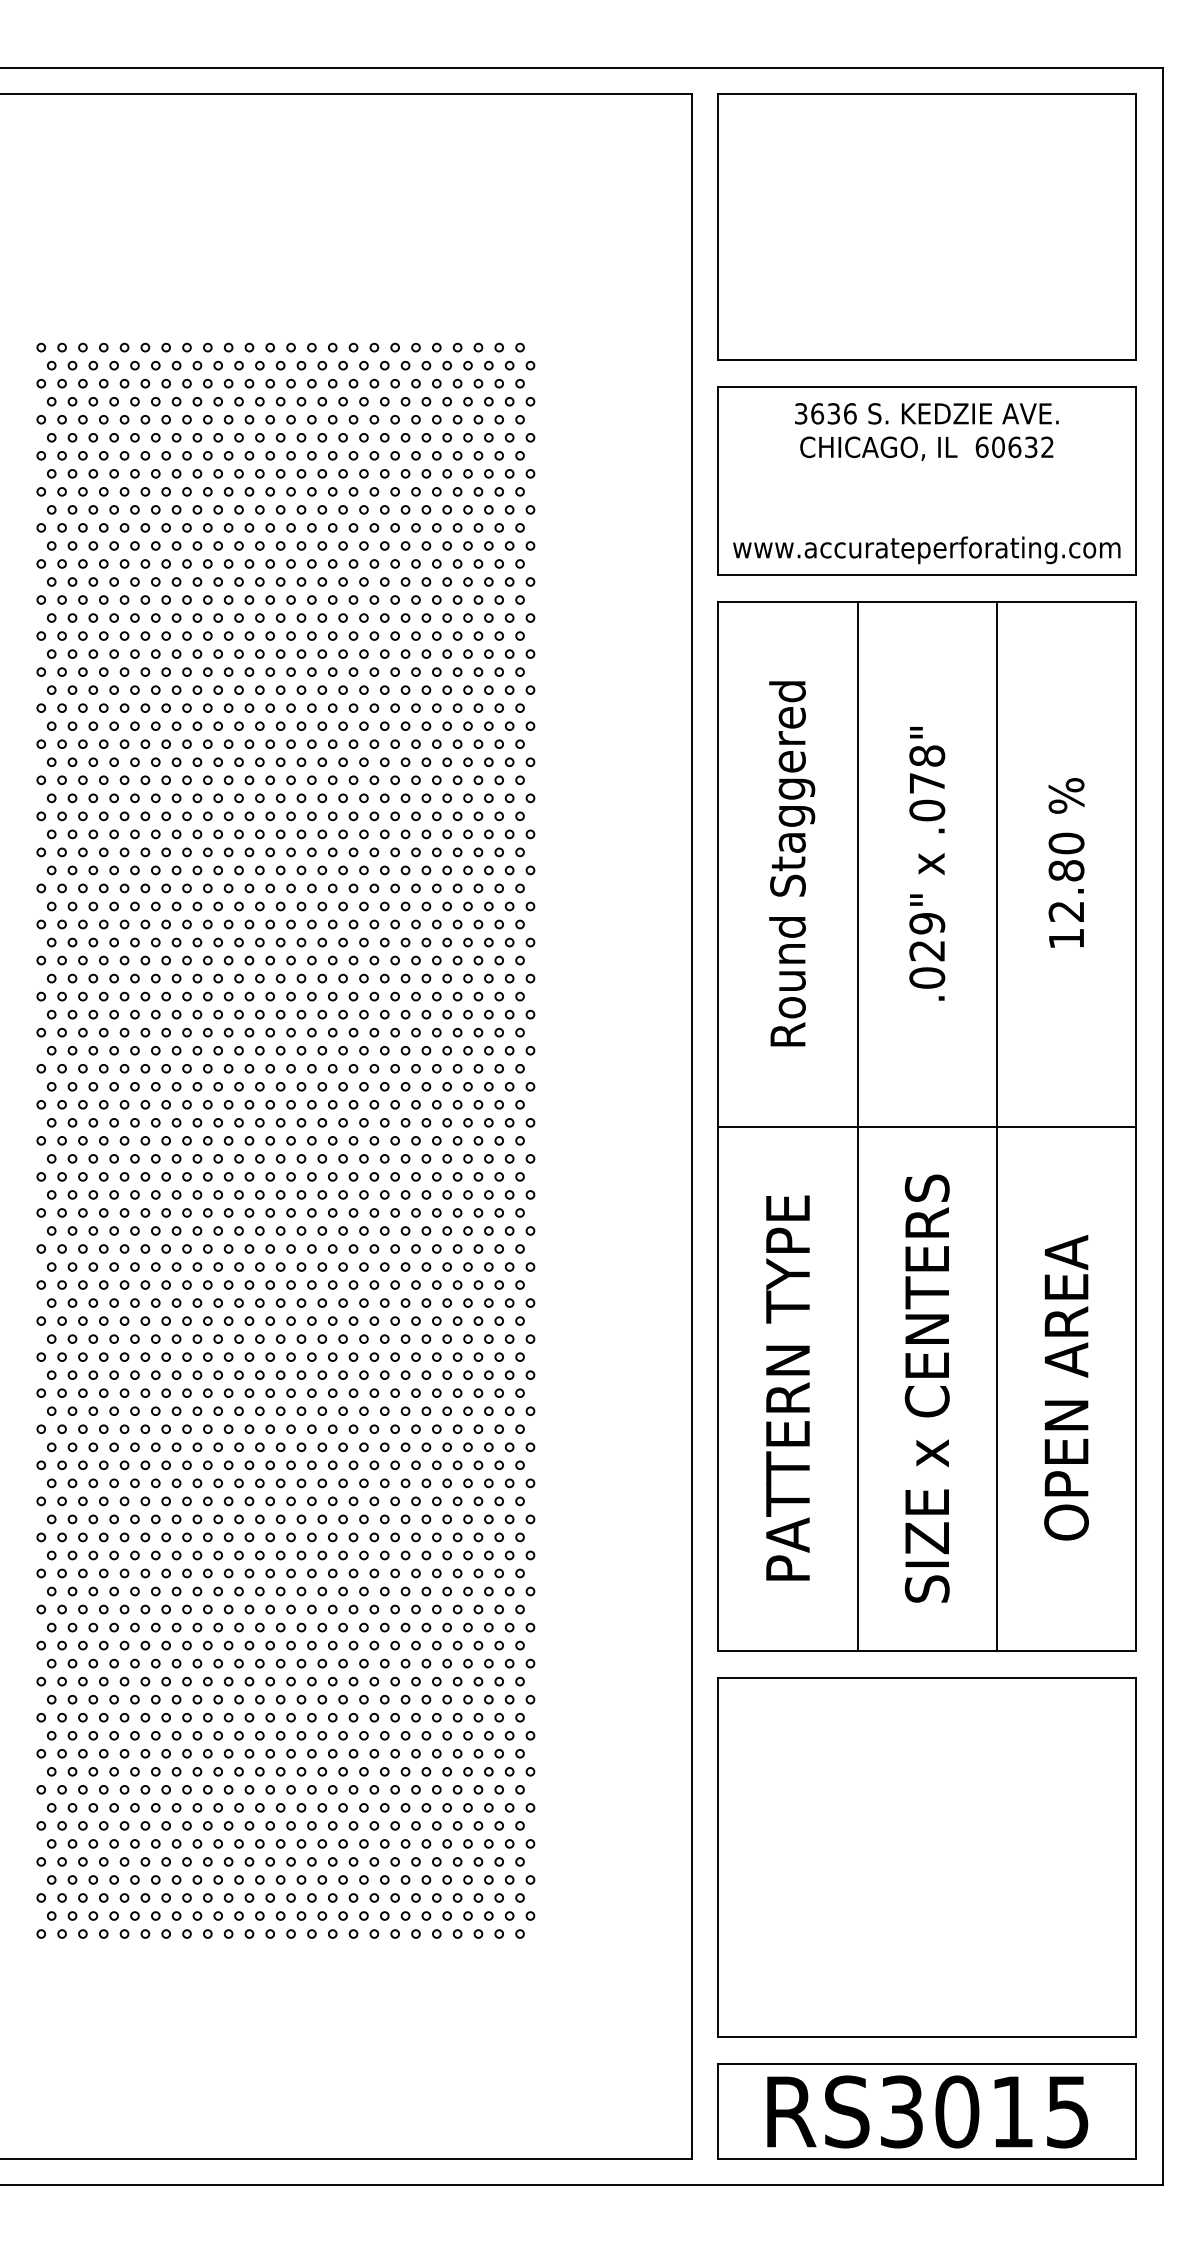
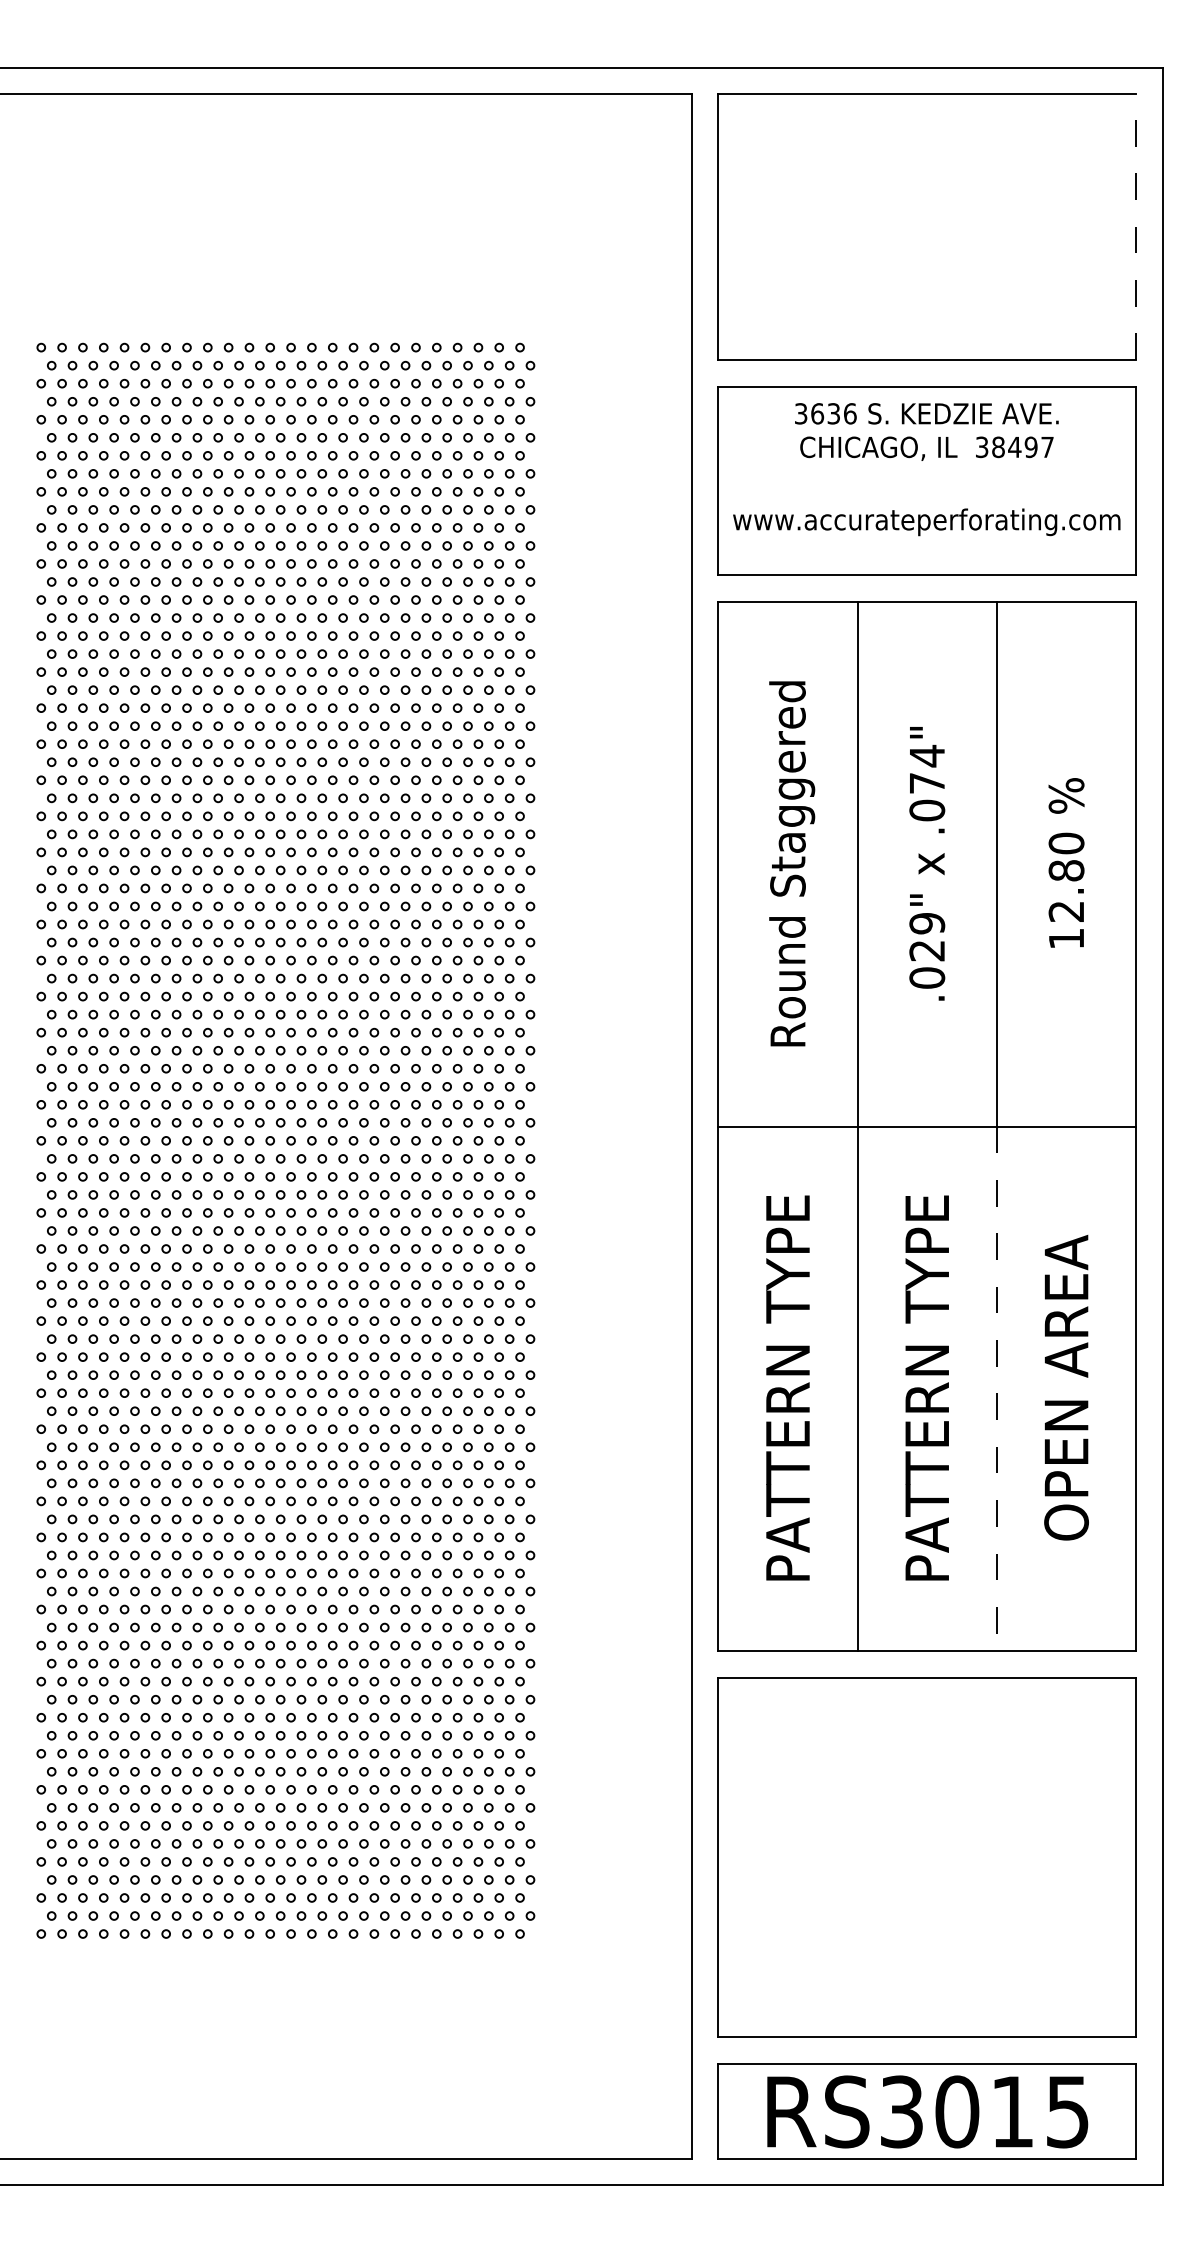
line: solid -> dashed (1136, 227)
text: 60632 -> 38497 (1014, 447)
text position: (926, 550) -> (926, 522) (926, 522)
text: .078" -> .074" (927, 755)
text: SIZE x CENTERS -> PATTERN TYPE (926, 1388)
line: solid -> dashed (996, 1389)
